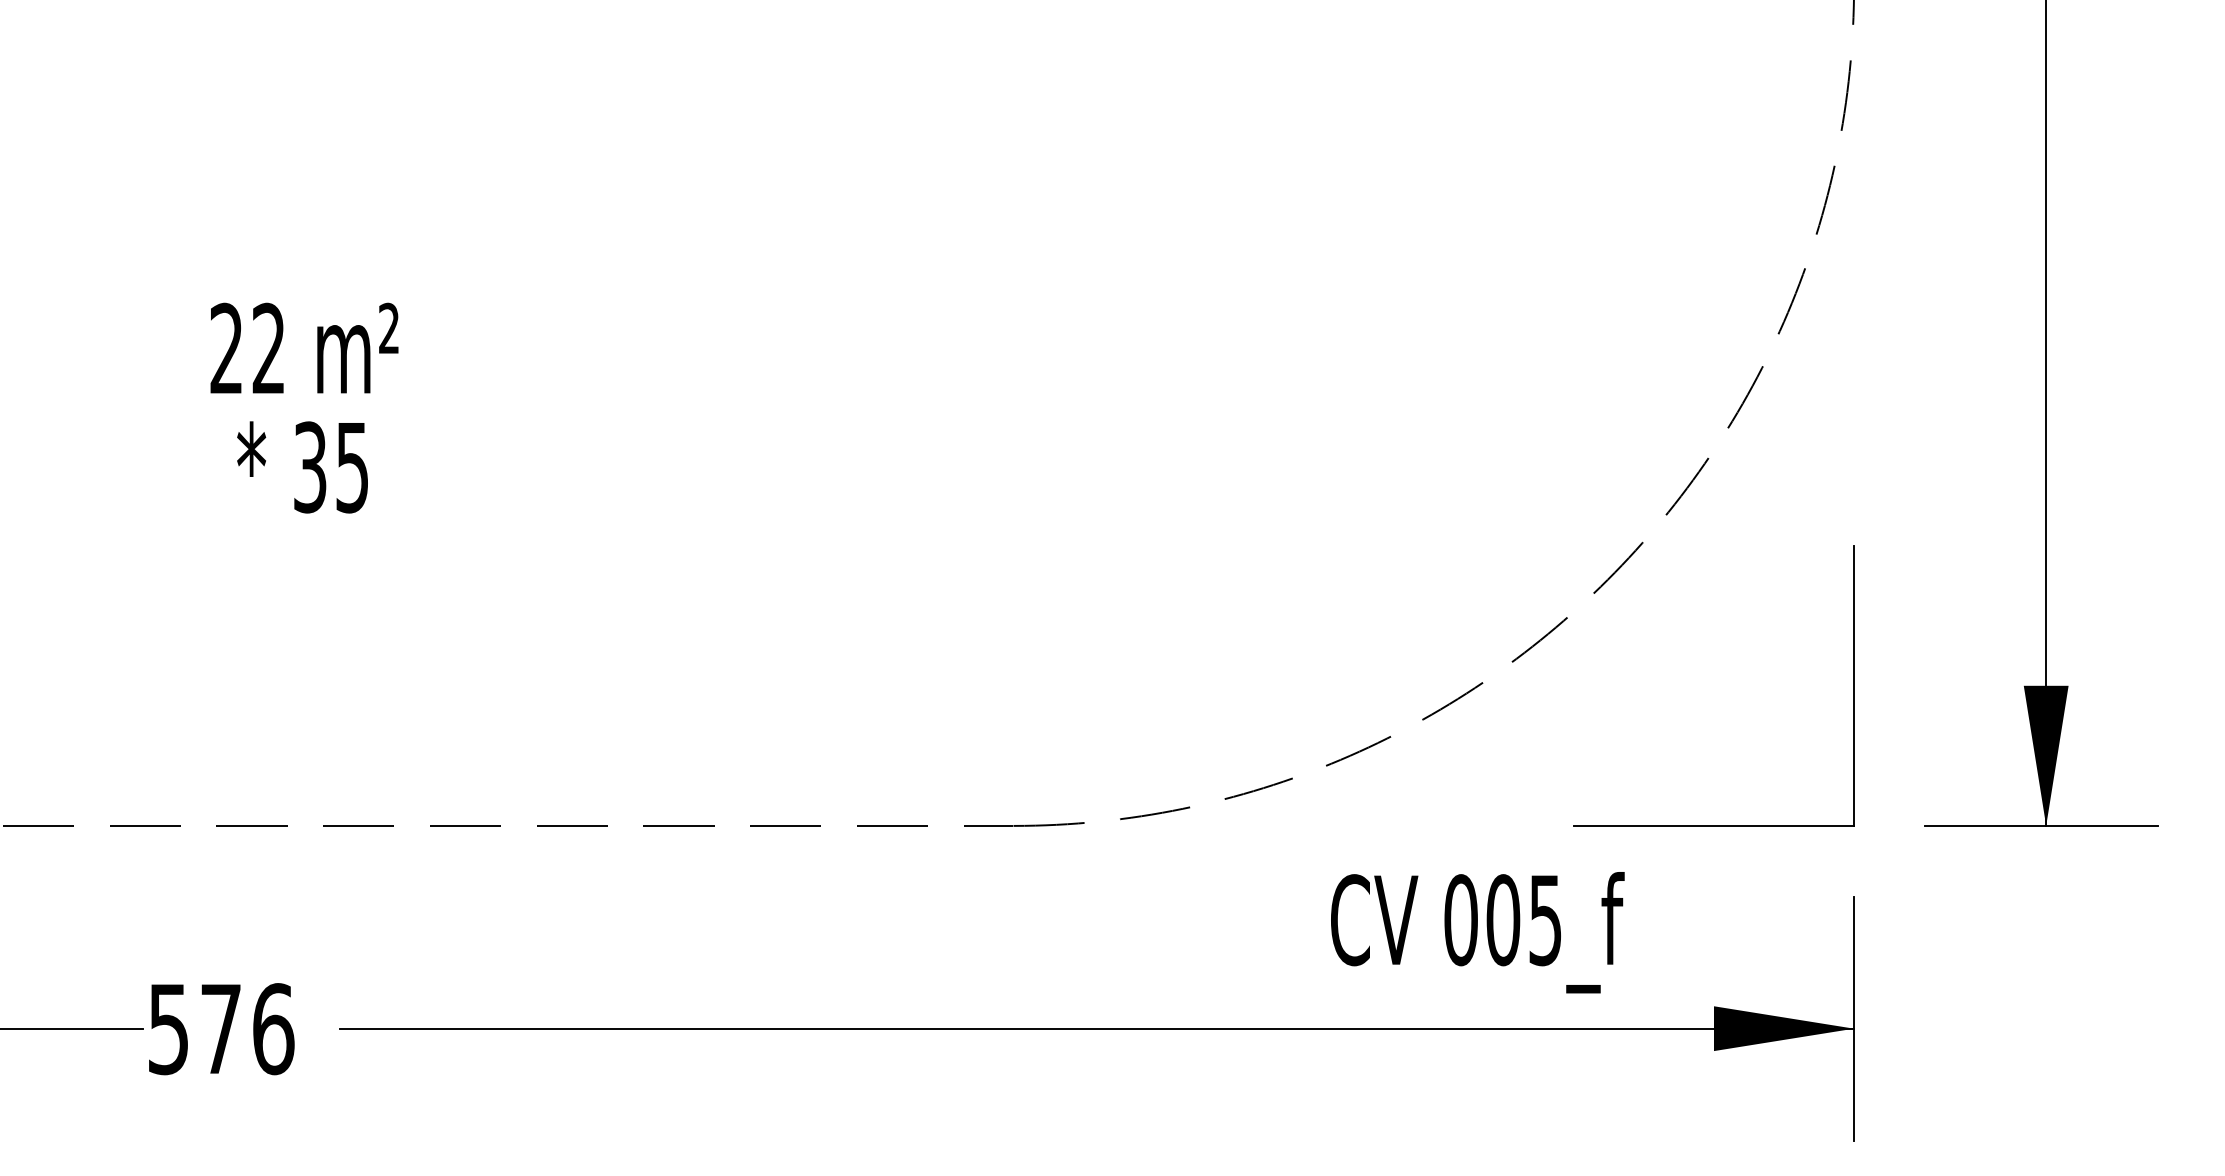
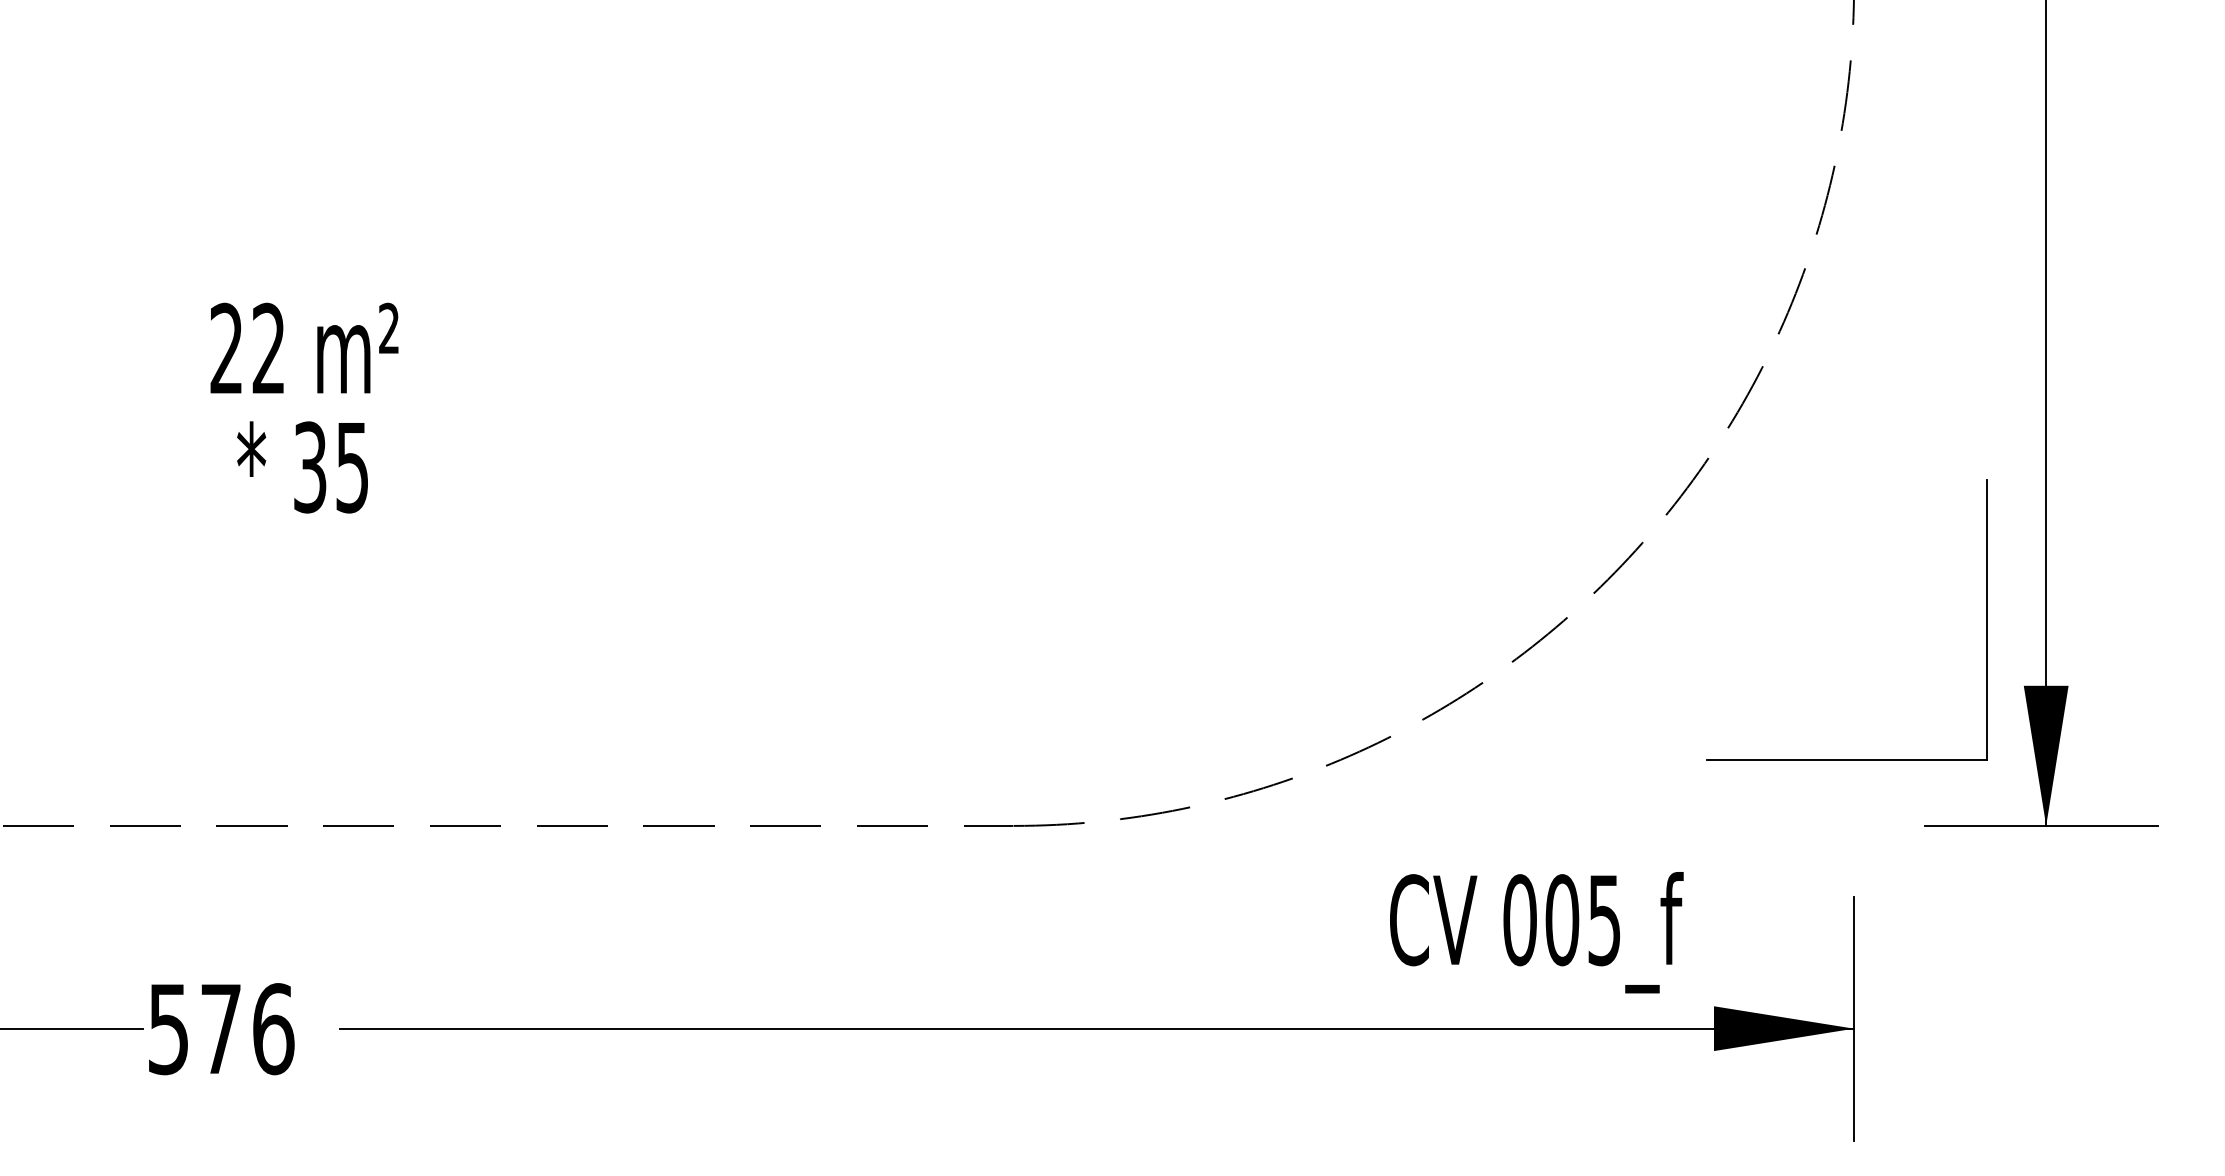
part position: (1853, 685) -> (1986, 619) (1986, 619)
text position: (1477, 932) -> (1536, 932) (1536, 932)
